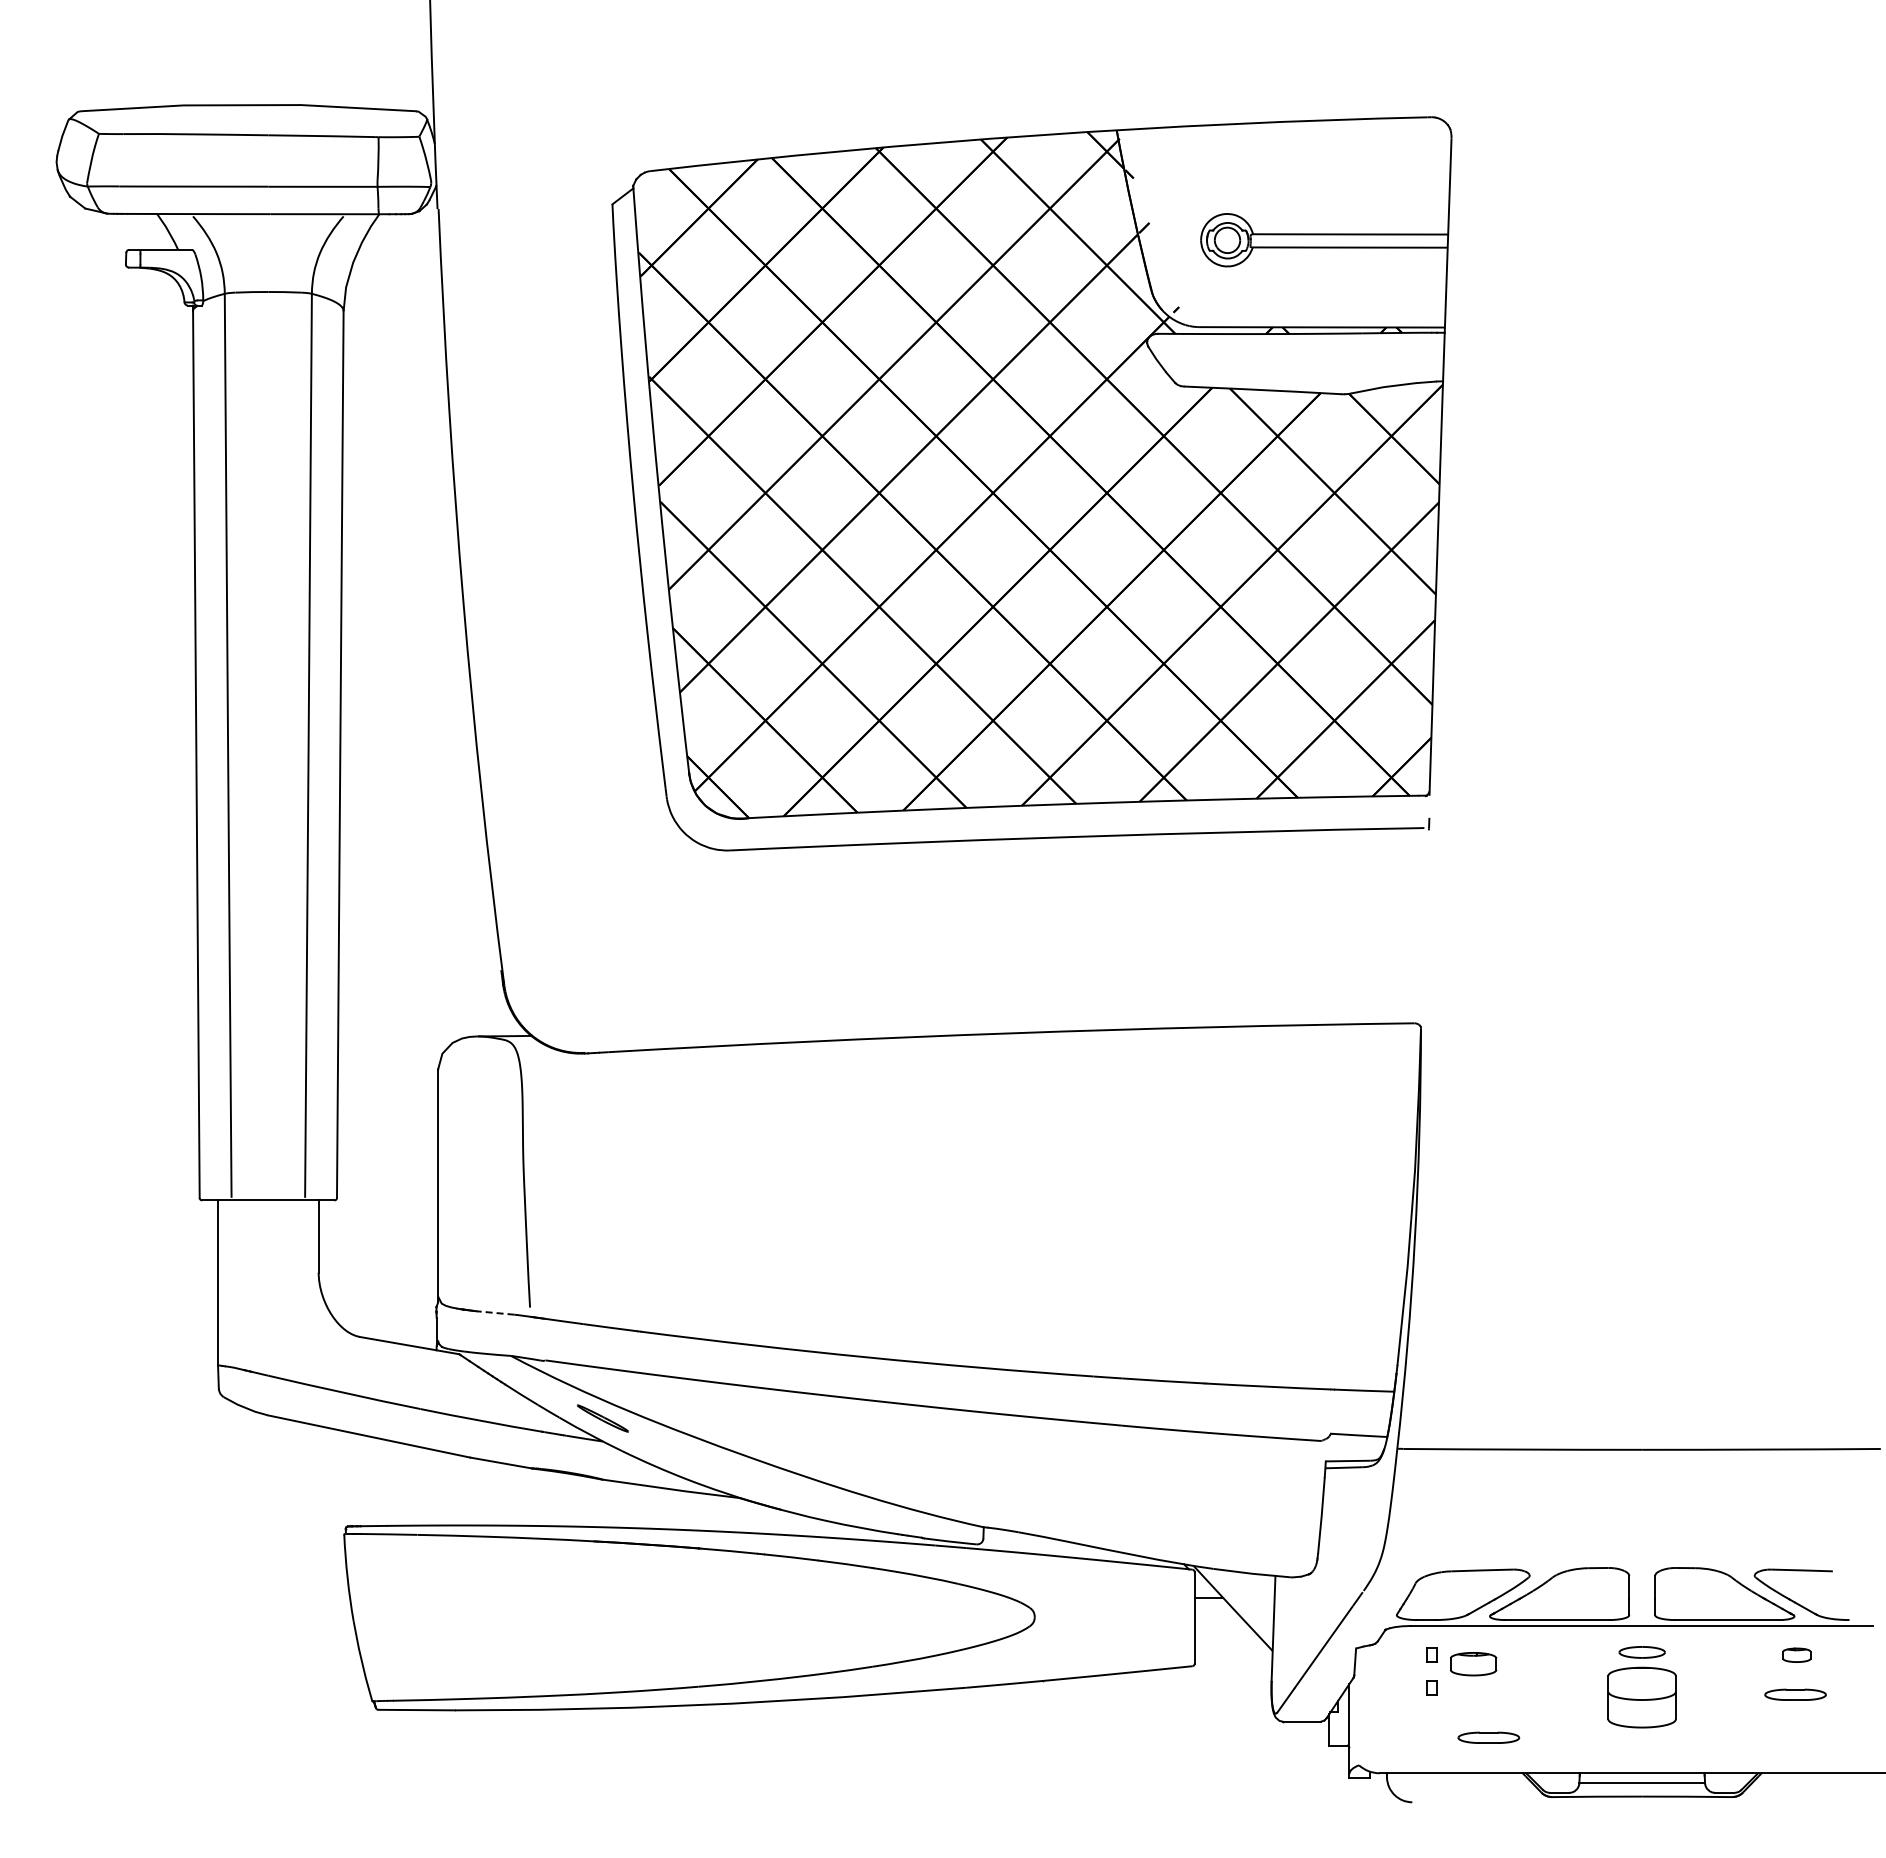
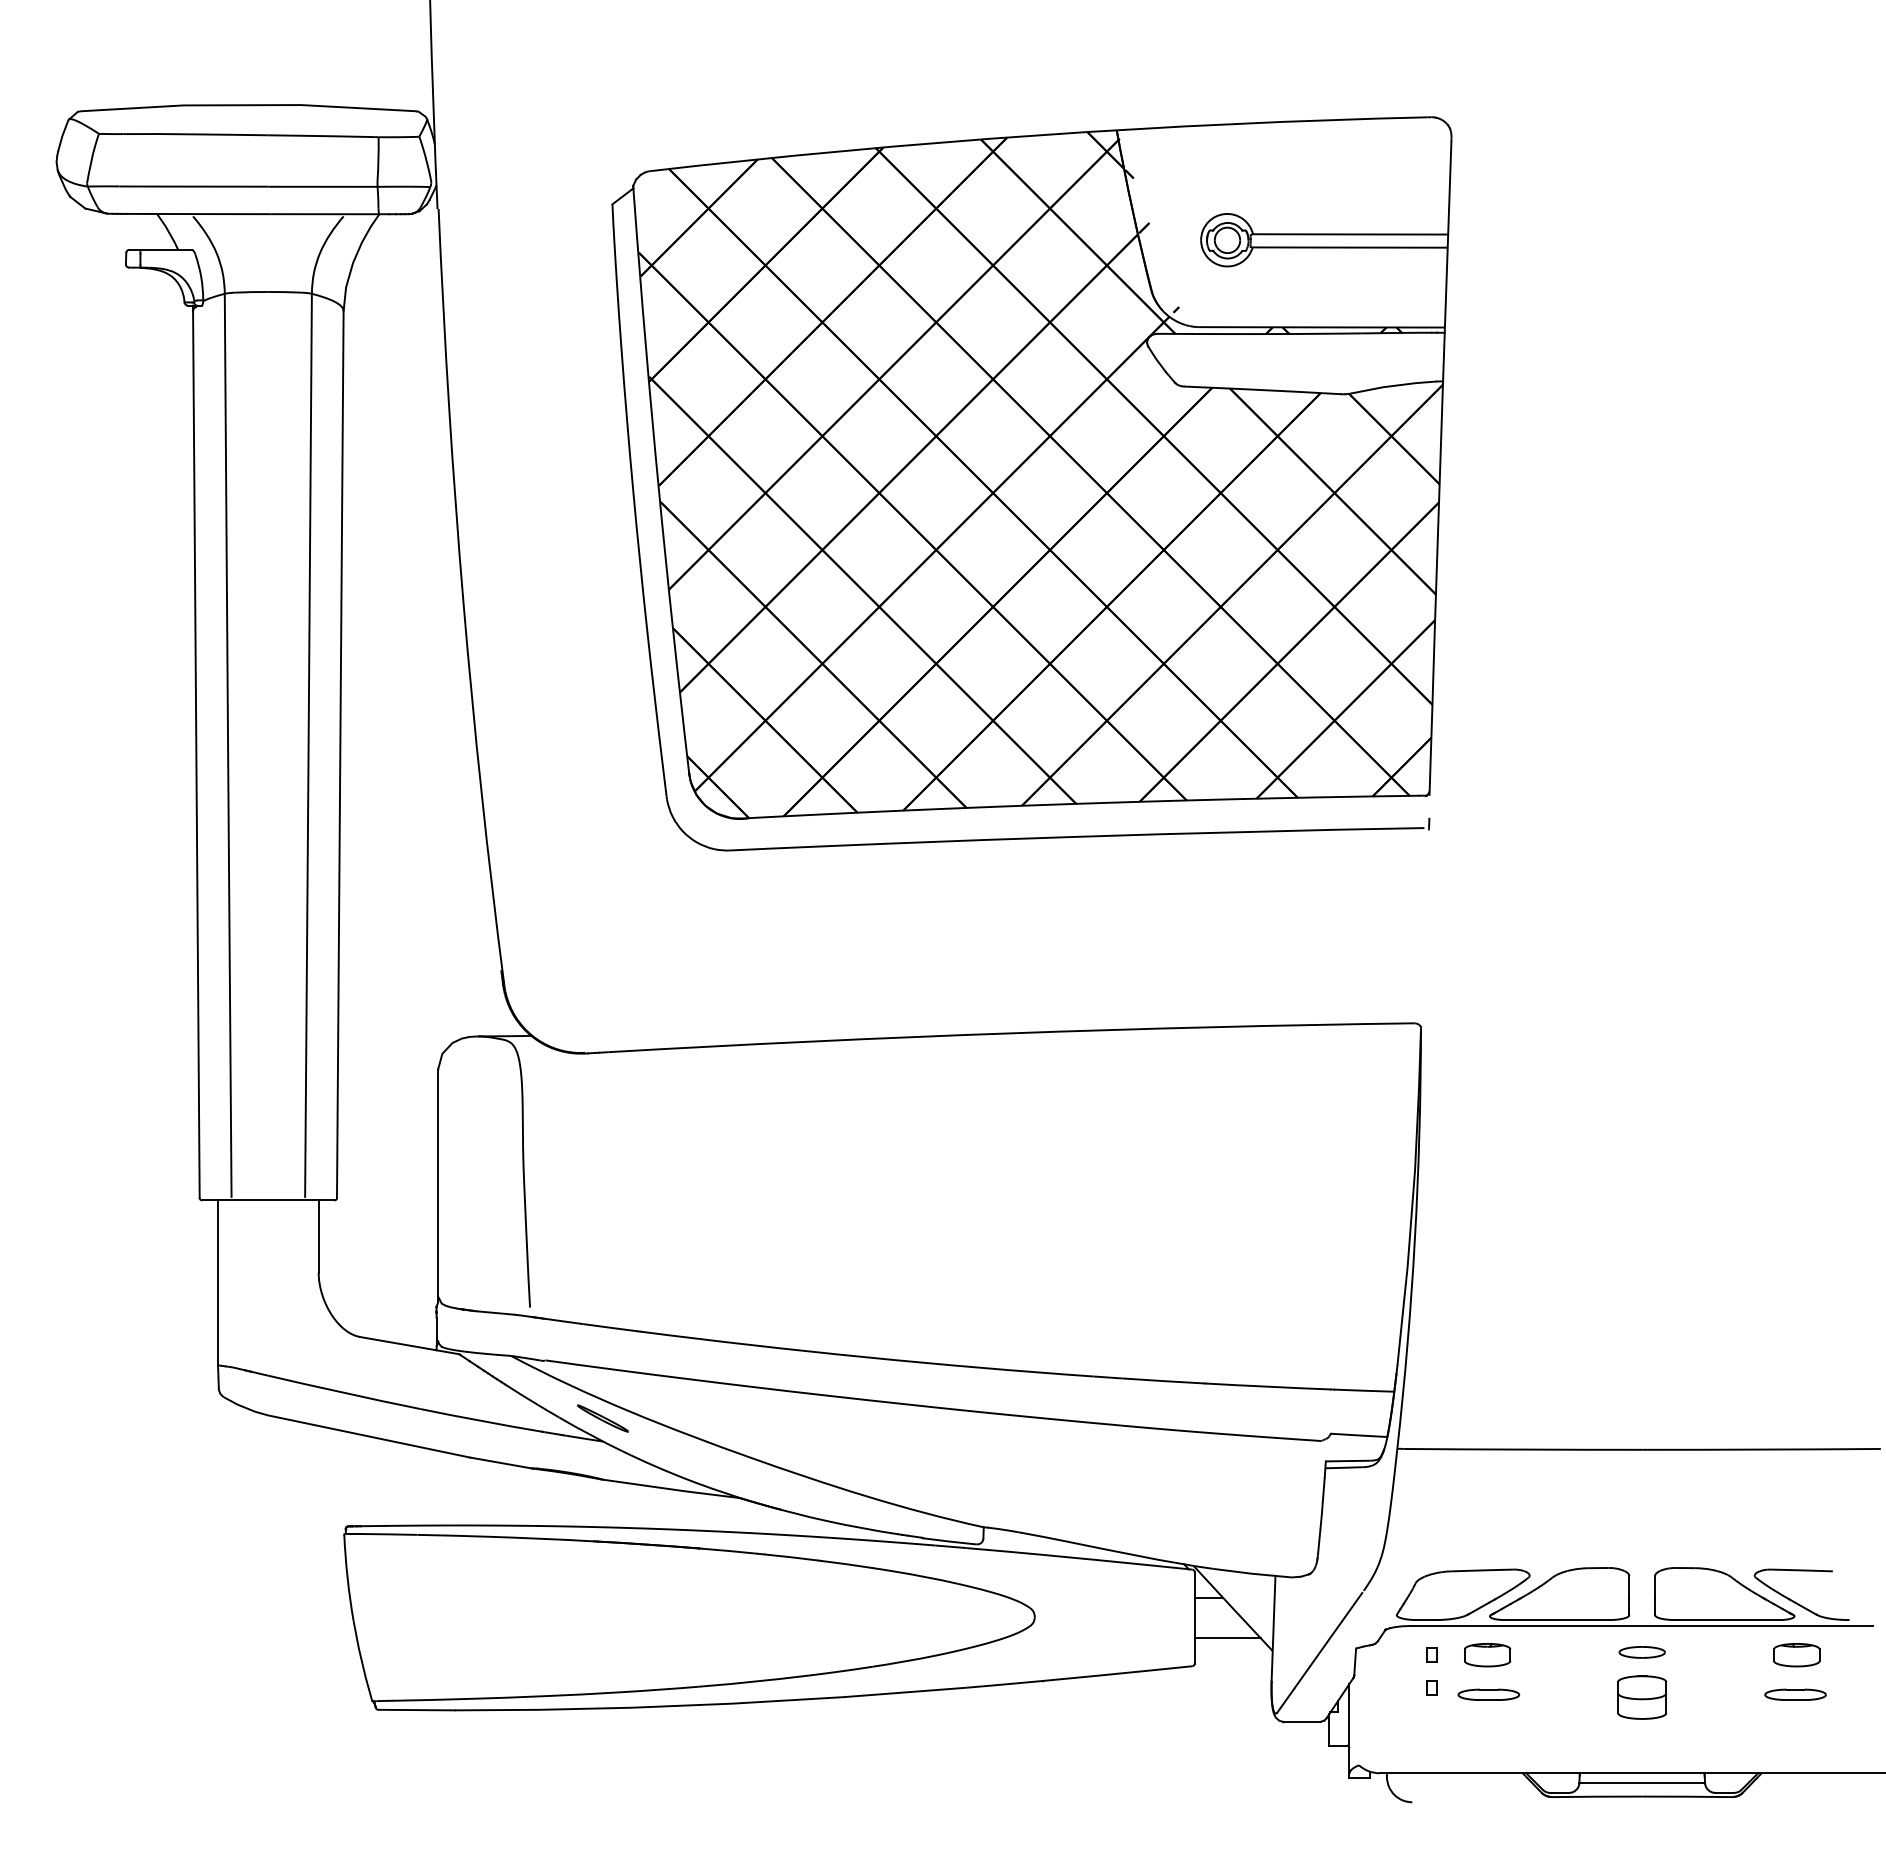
line: dashed -> solid (495, 1312)
line: none -> present (1227, 1638)
part size: 30x16 px -> 48x25 px (1796, 1655)
part position: (1473, 1664) -> (1487, 1655) (1487, 1655)
part size: 70x63 px -> 51x45 px (1642, 1697)
part position: (1488, 1737) -> (1488, 1694) (1488, 1694)
